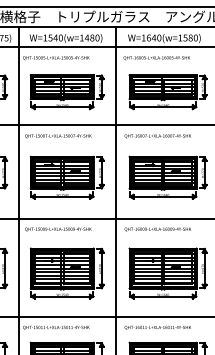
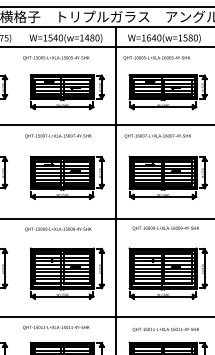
line: present -> none (19, 189)
text position: (157, 229) -> (165, 228) (165, 228)
text position: (157, 327) -> (165, 329) (165, 329)
